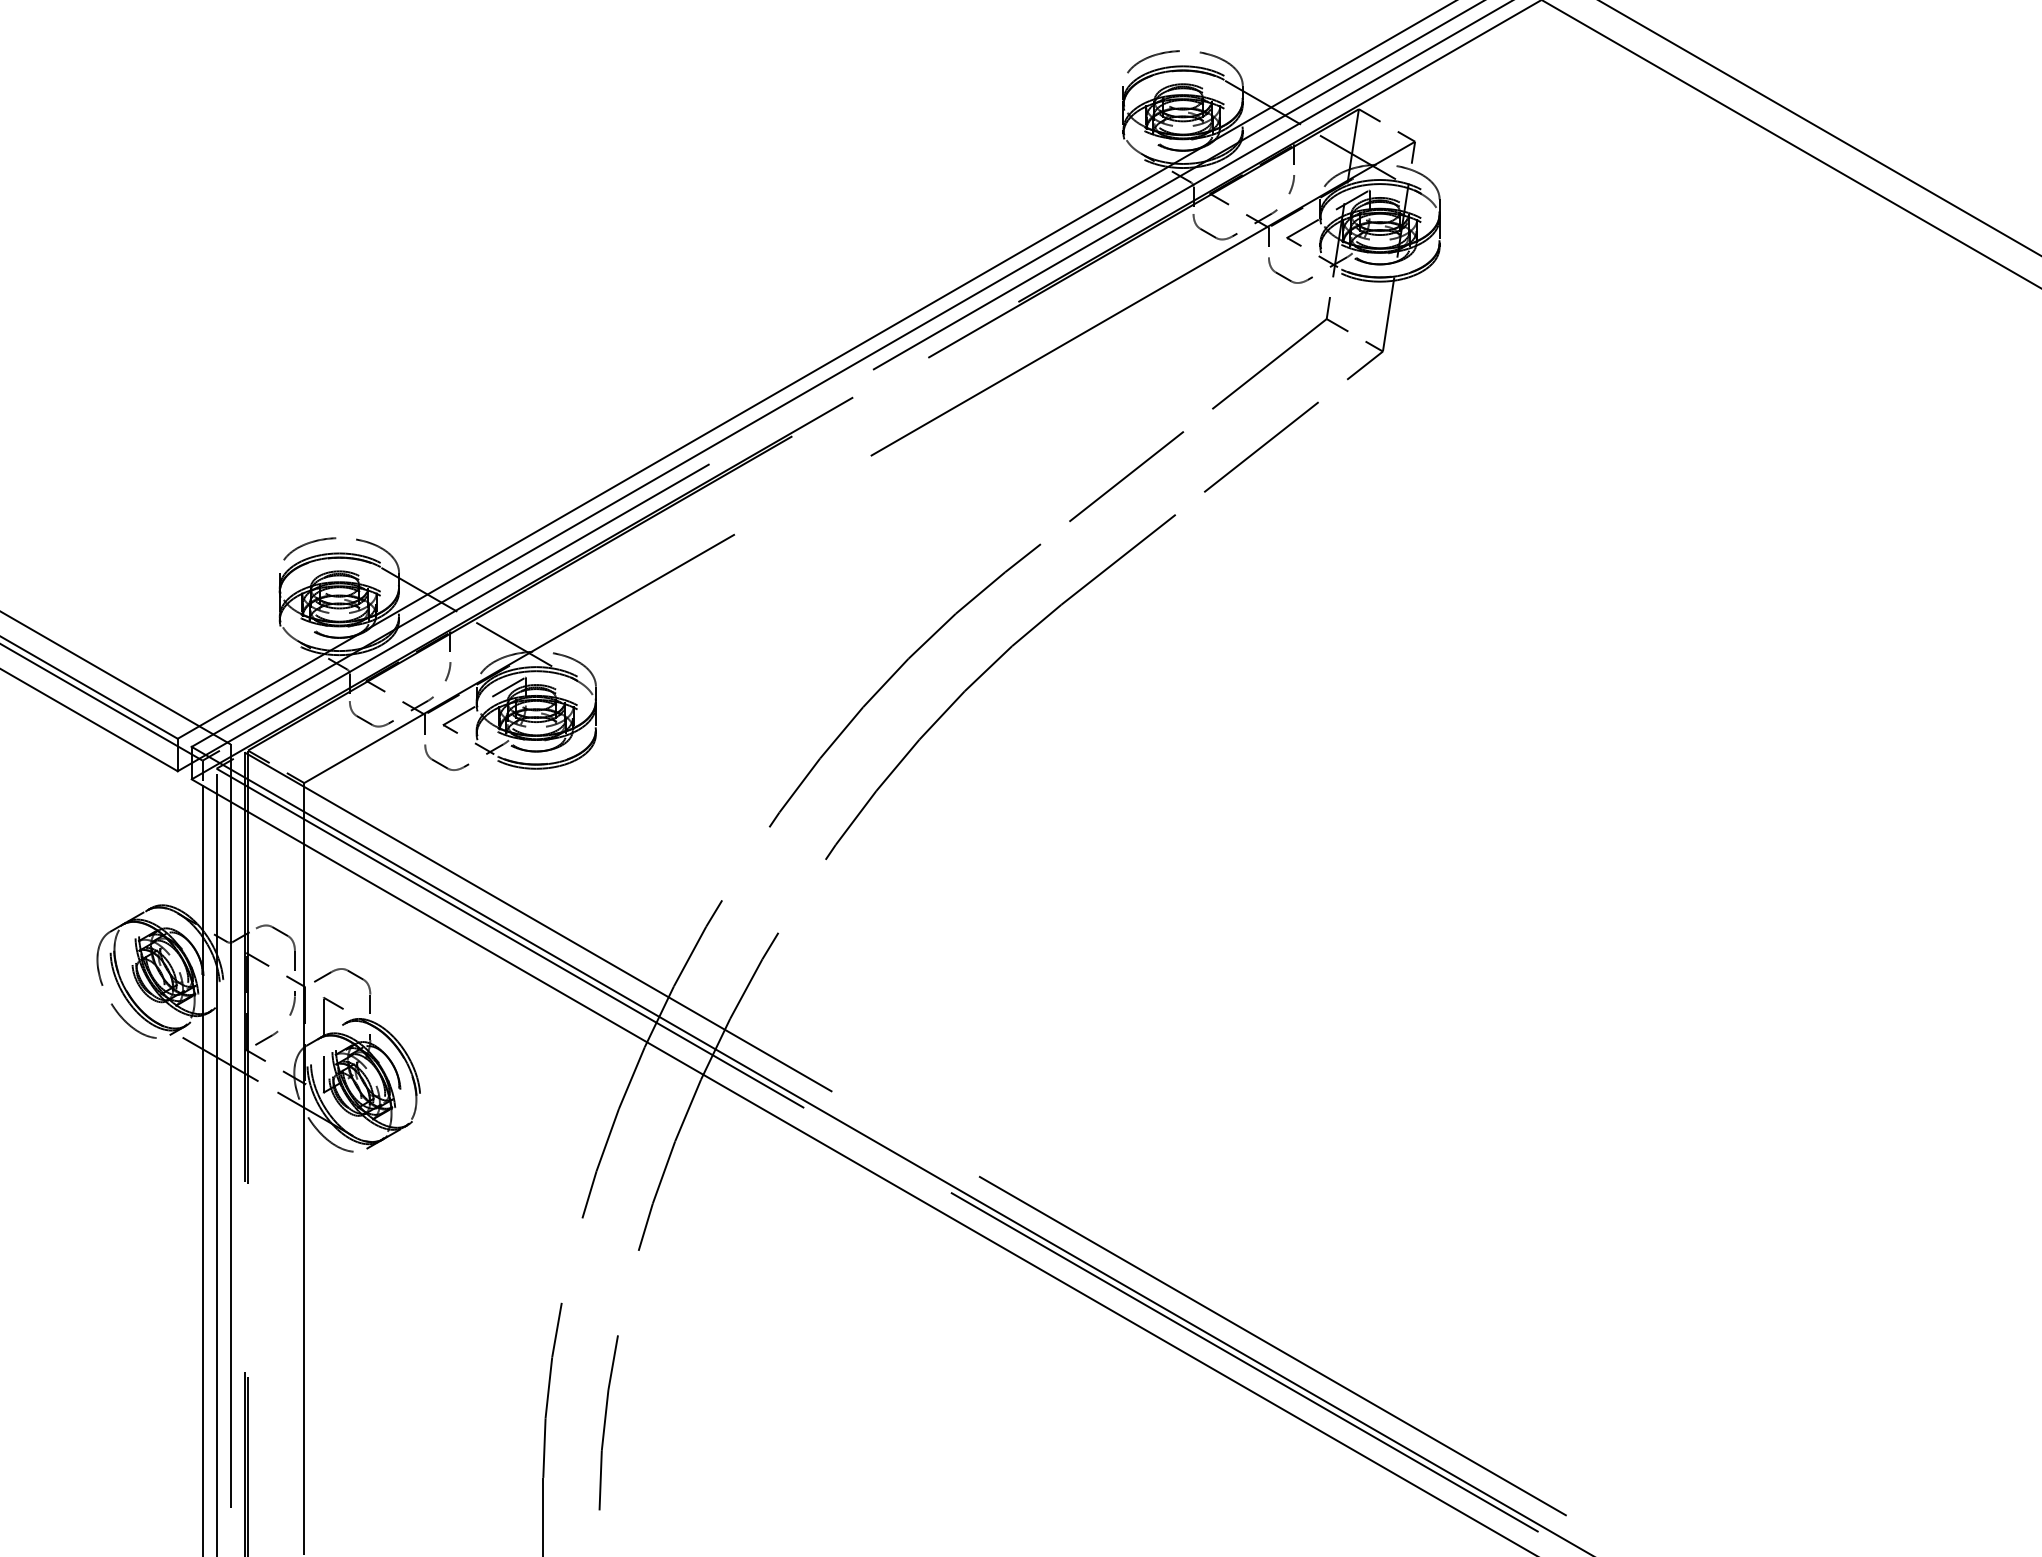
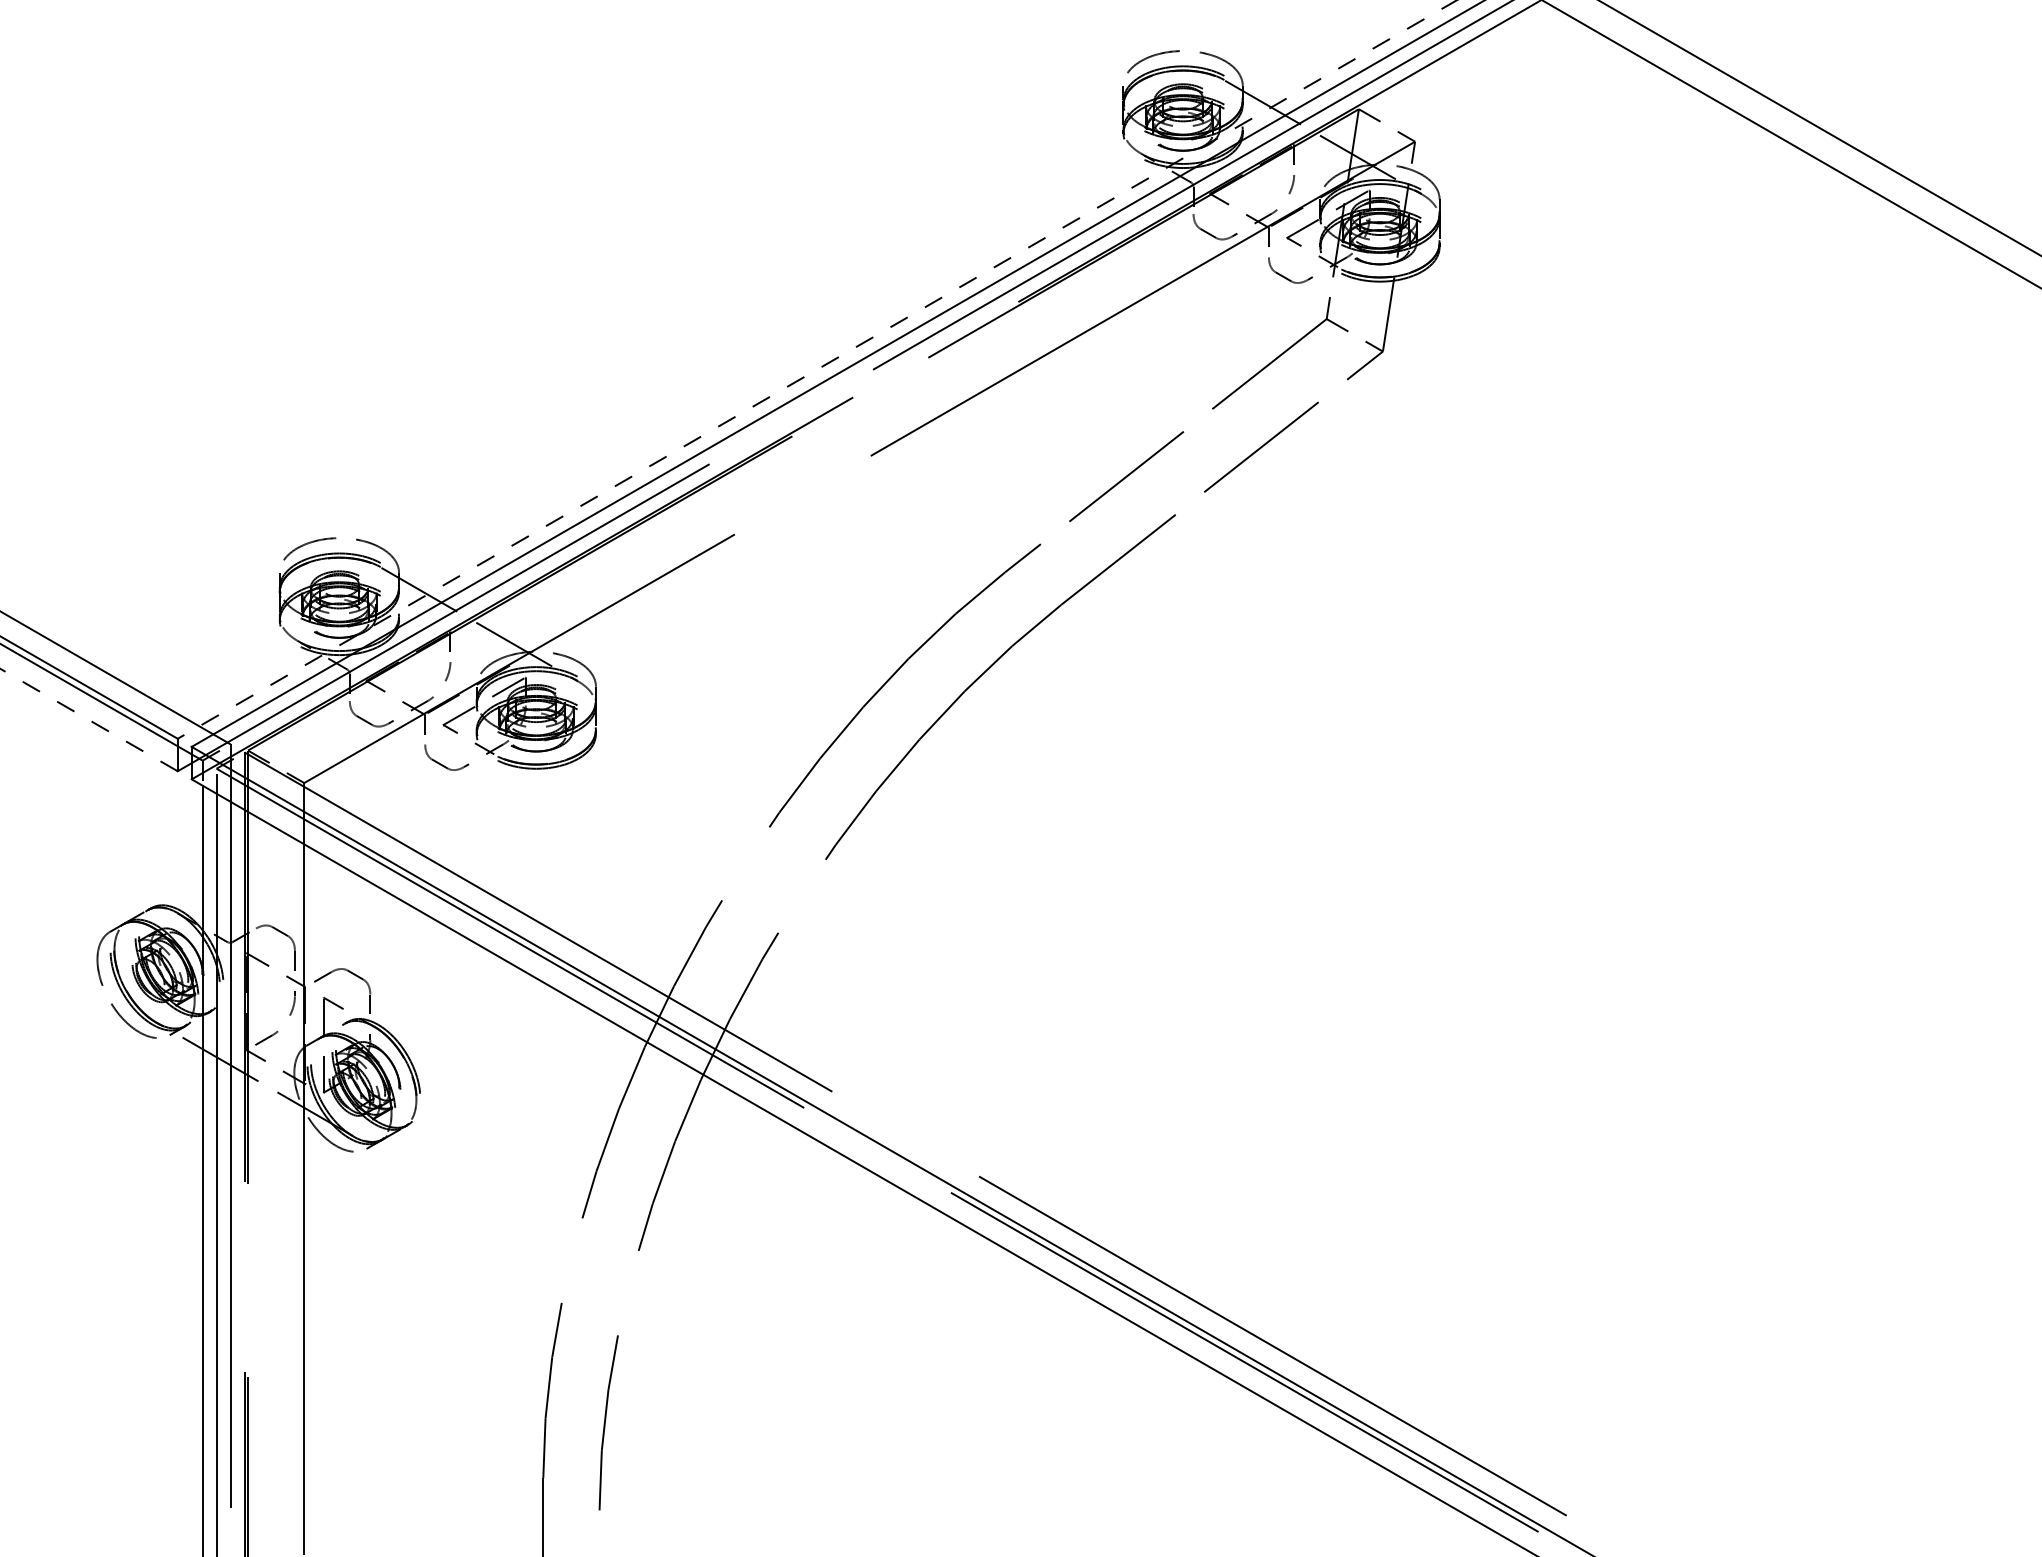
line: solid -> dashed (816, 369)
line: solid -> dashed (88, 719)
